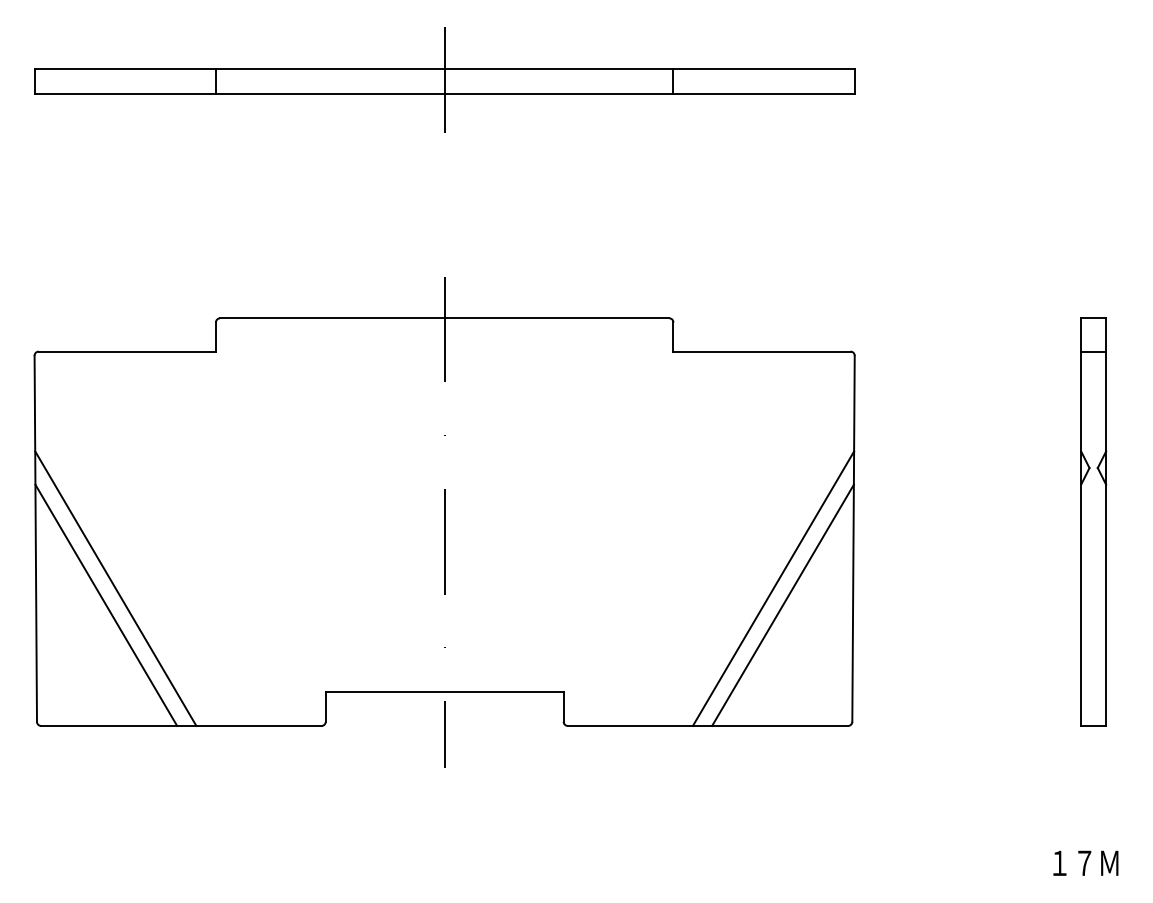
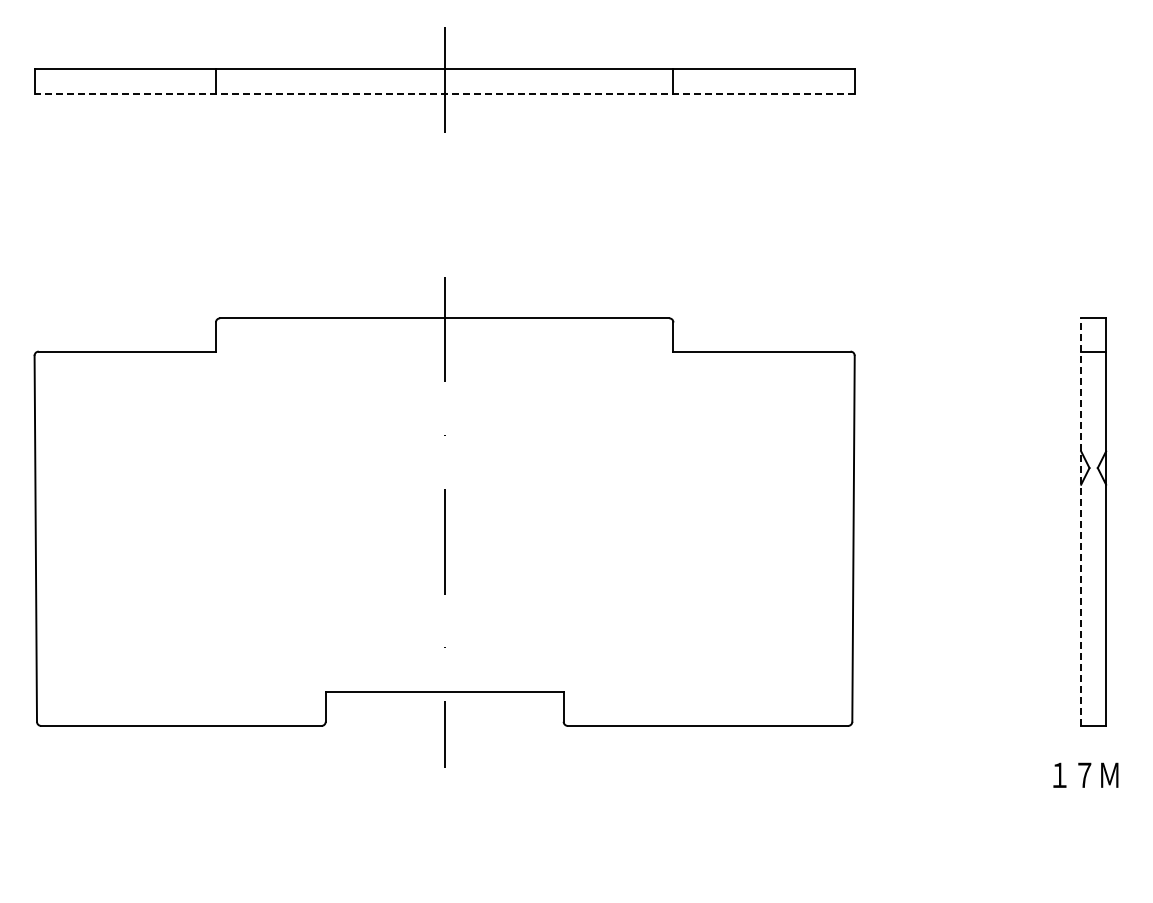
line: solid -> dashed (444, 93)
line: solid -> dashed (1081, 522)
line: present -> none (115, 588)
line: present -> none (773, 588)
line: present -> none (106, 604)
line: present -> none (782, 604)
text position: (1085, 862) -> (1085, 774) (1085, 774)
